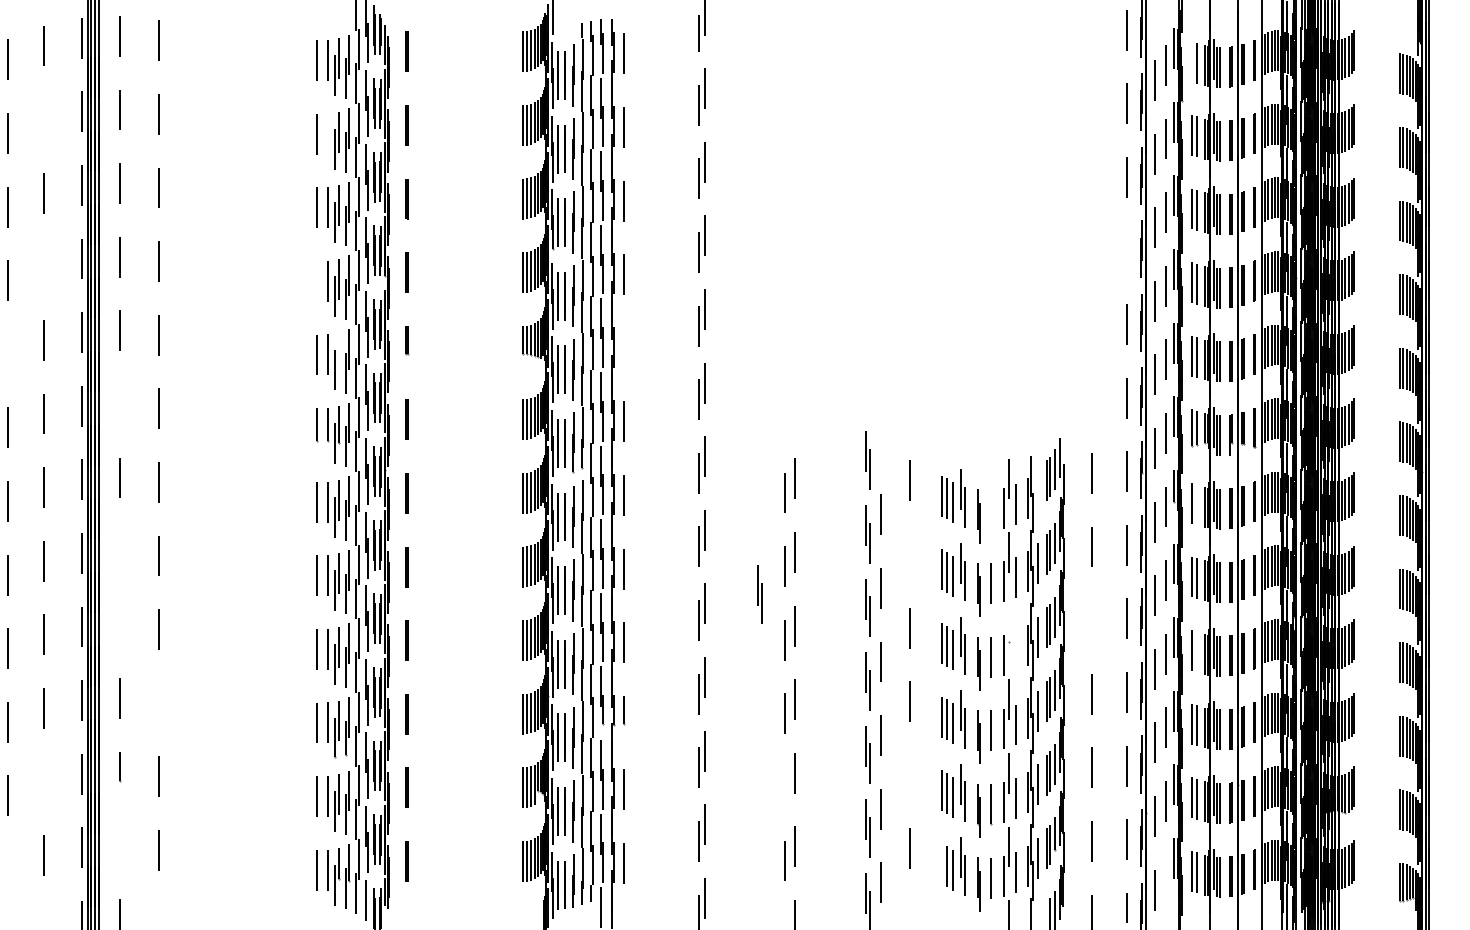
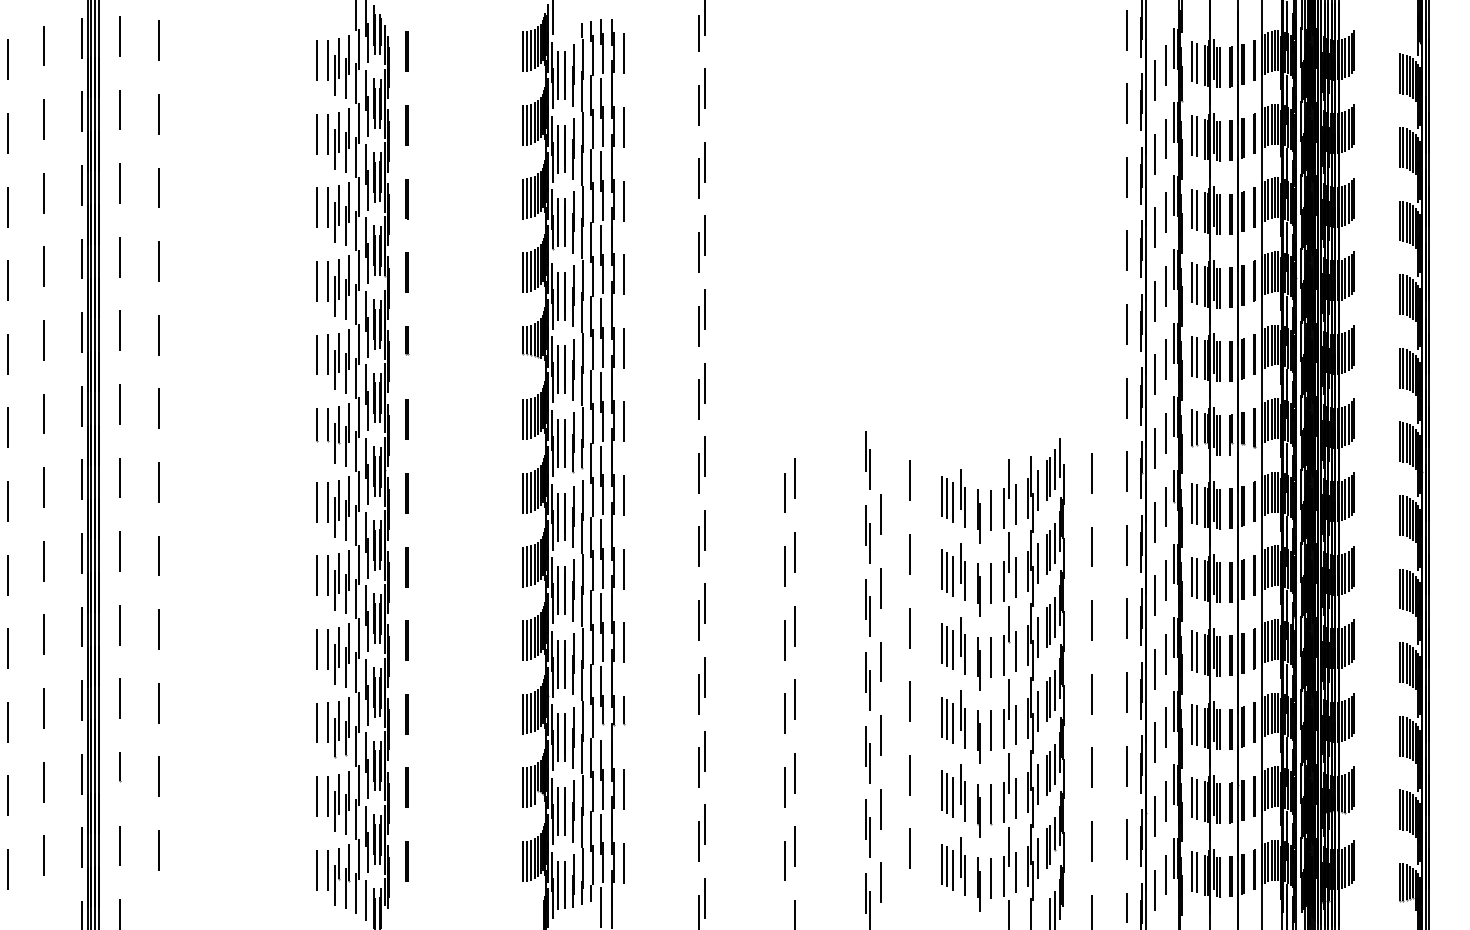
line: none -> present (1192, 61)
line: none -> present (44, 119)
line: none -> present (328, 133)
line: none -> present (1126, 250)
line: none -> present (44, 266)
line: none -> present (316, 281)
line: none -> present (623, 348)
line: none -> present (339, 352)
line: none -> present (8, 353)
line: none -> present (120, 403)
line: none -> present (1038, 489)
line: none -> present (1196, 504)
line: none -> present (991, 509)
line: none -> present (120, 551)
line: none -> present (909, 554)
part: present -> none (759, 594)
line: none -> present (1091, 620)
line: none -> present (1009, 623)
line: none -> present (120, 624)
line: none -> present (1016, 650)
line: none -> present (1196, 651)
line: none -> present (158, 703)
line: none -> present (909, 774)
line: none -> present (43, 782)
line: none -> present (784, 787)
line: none -> present (119, 845)
line: none -> present (941, 863)
line: none -> present (8, 869)
line: none -> present (1166, 874)
